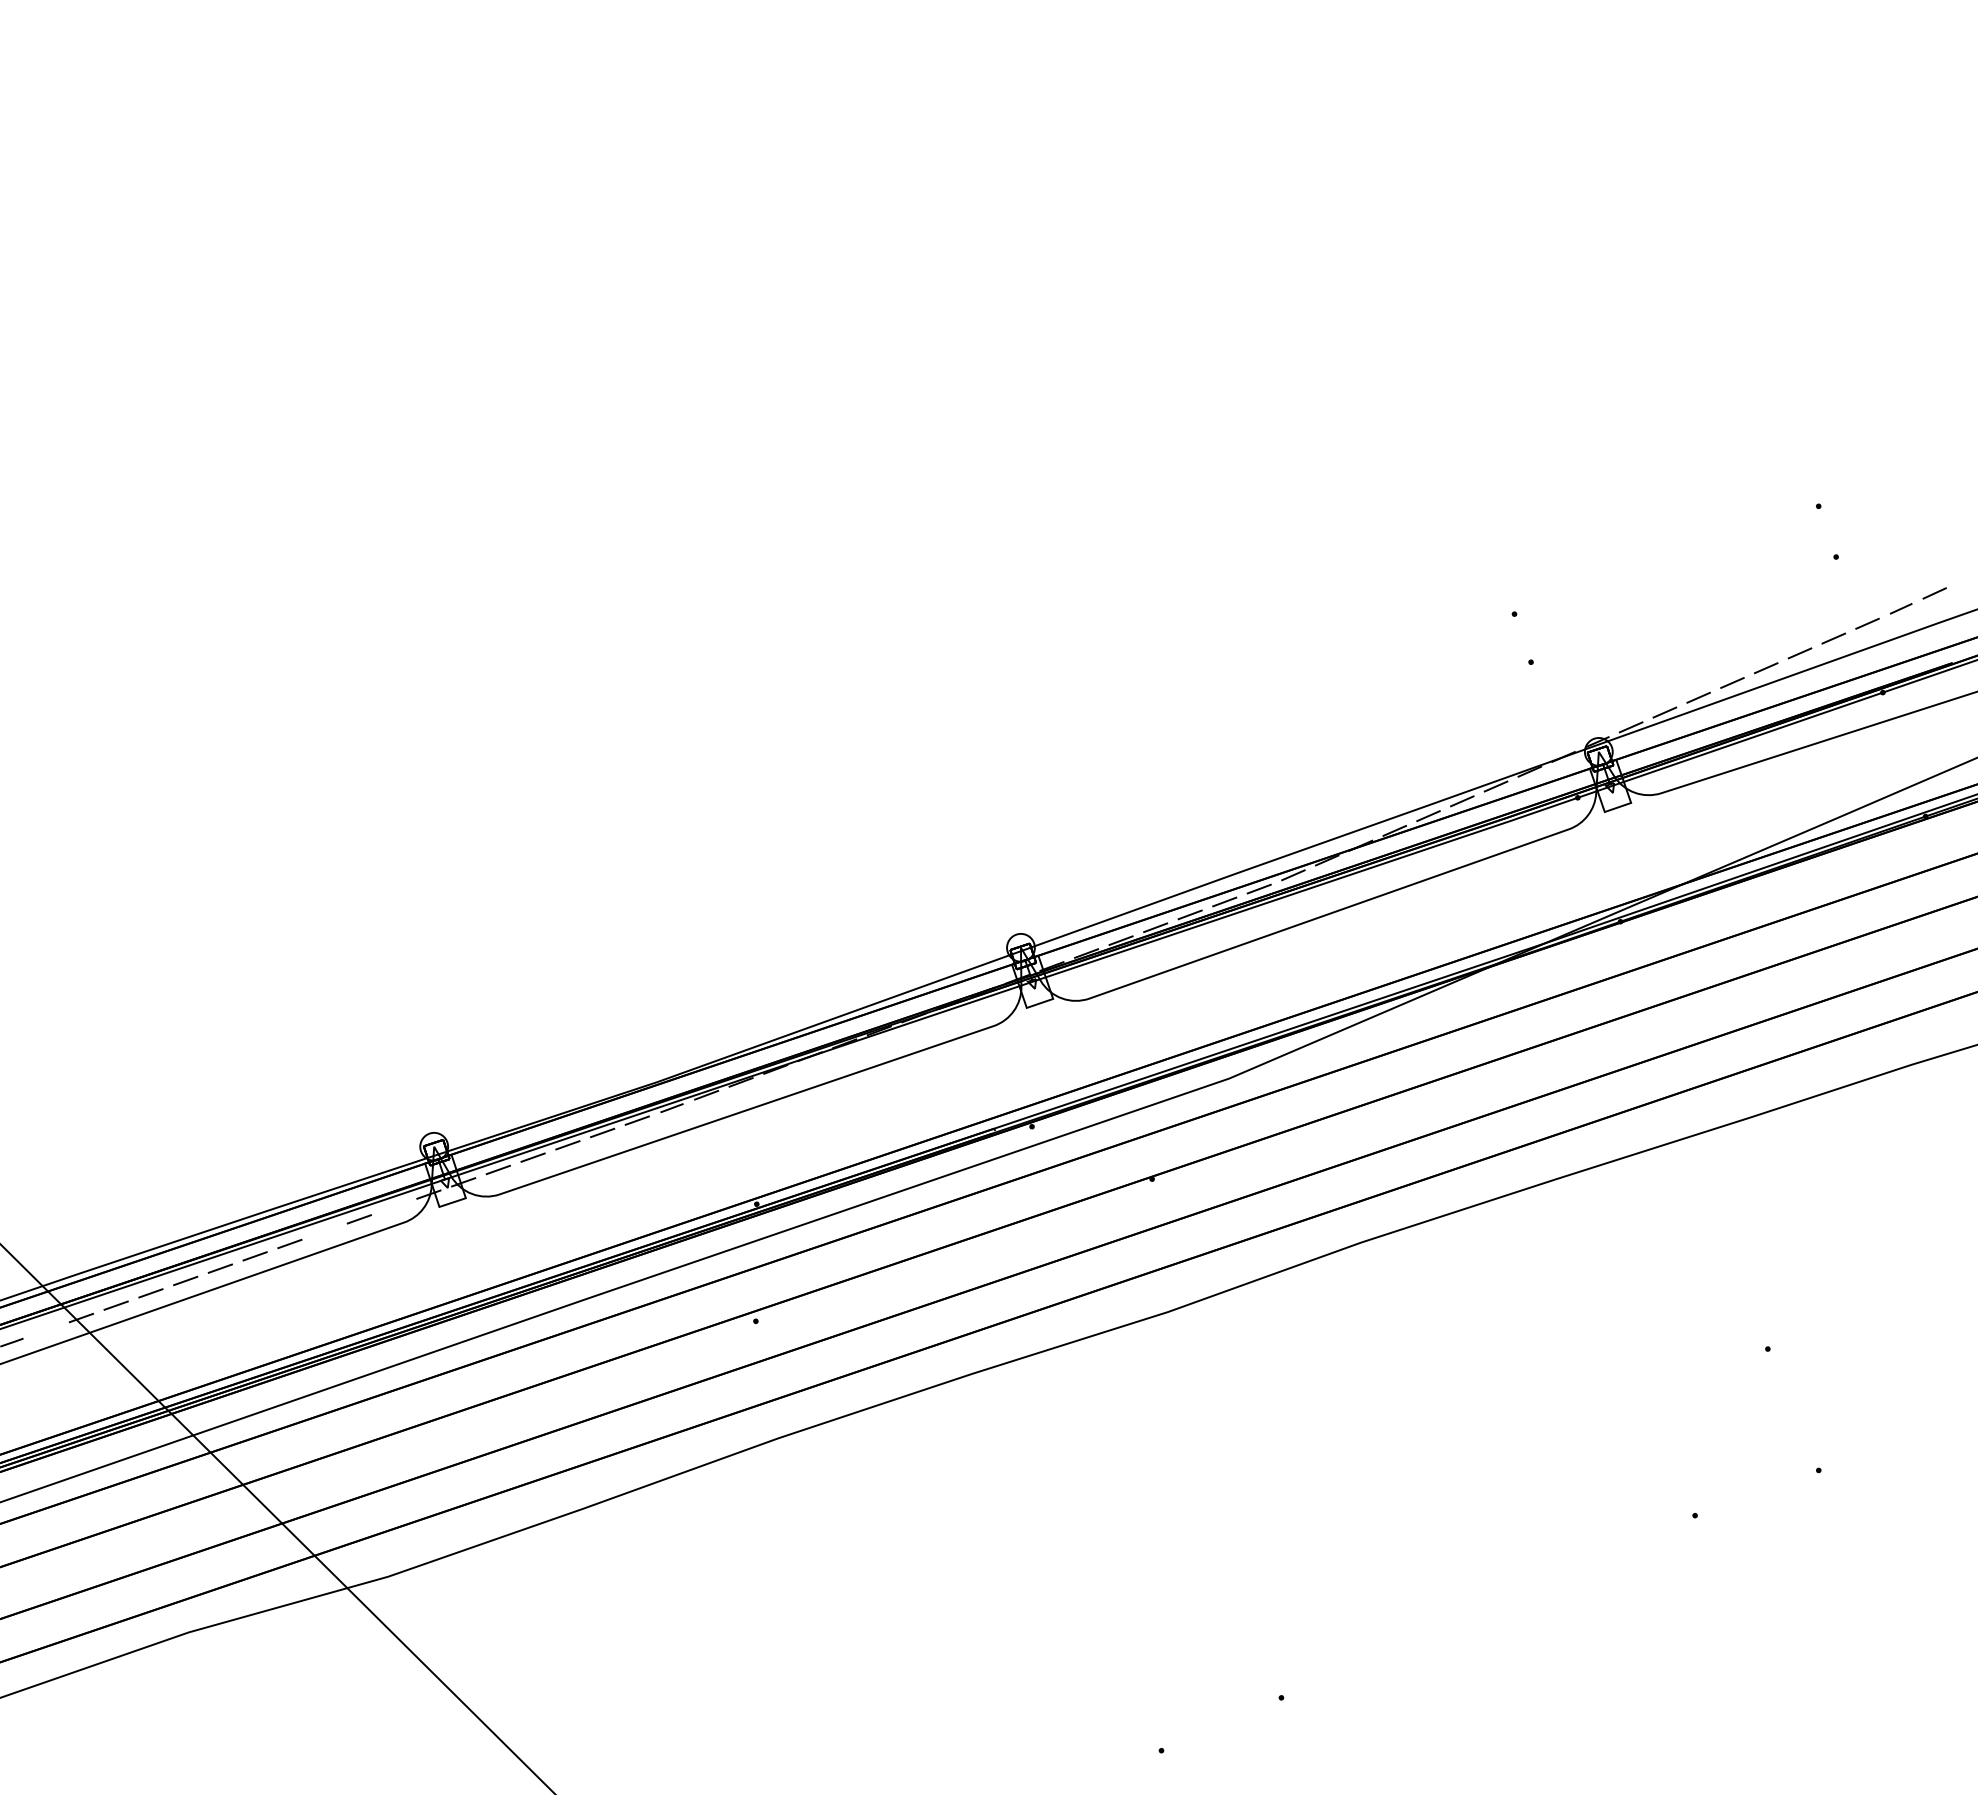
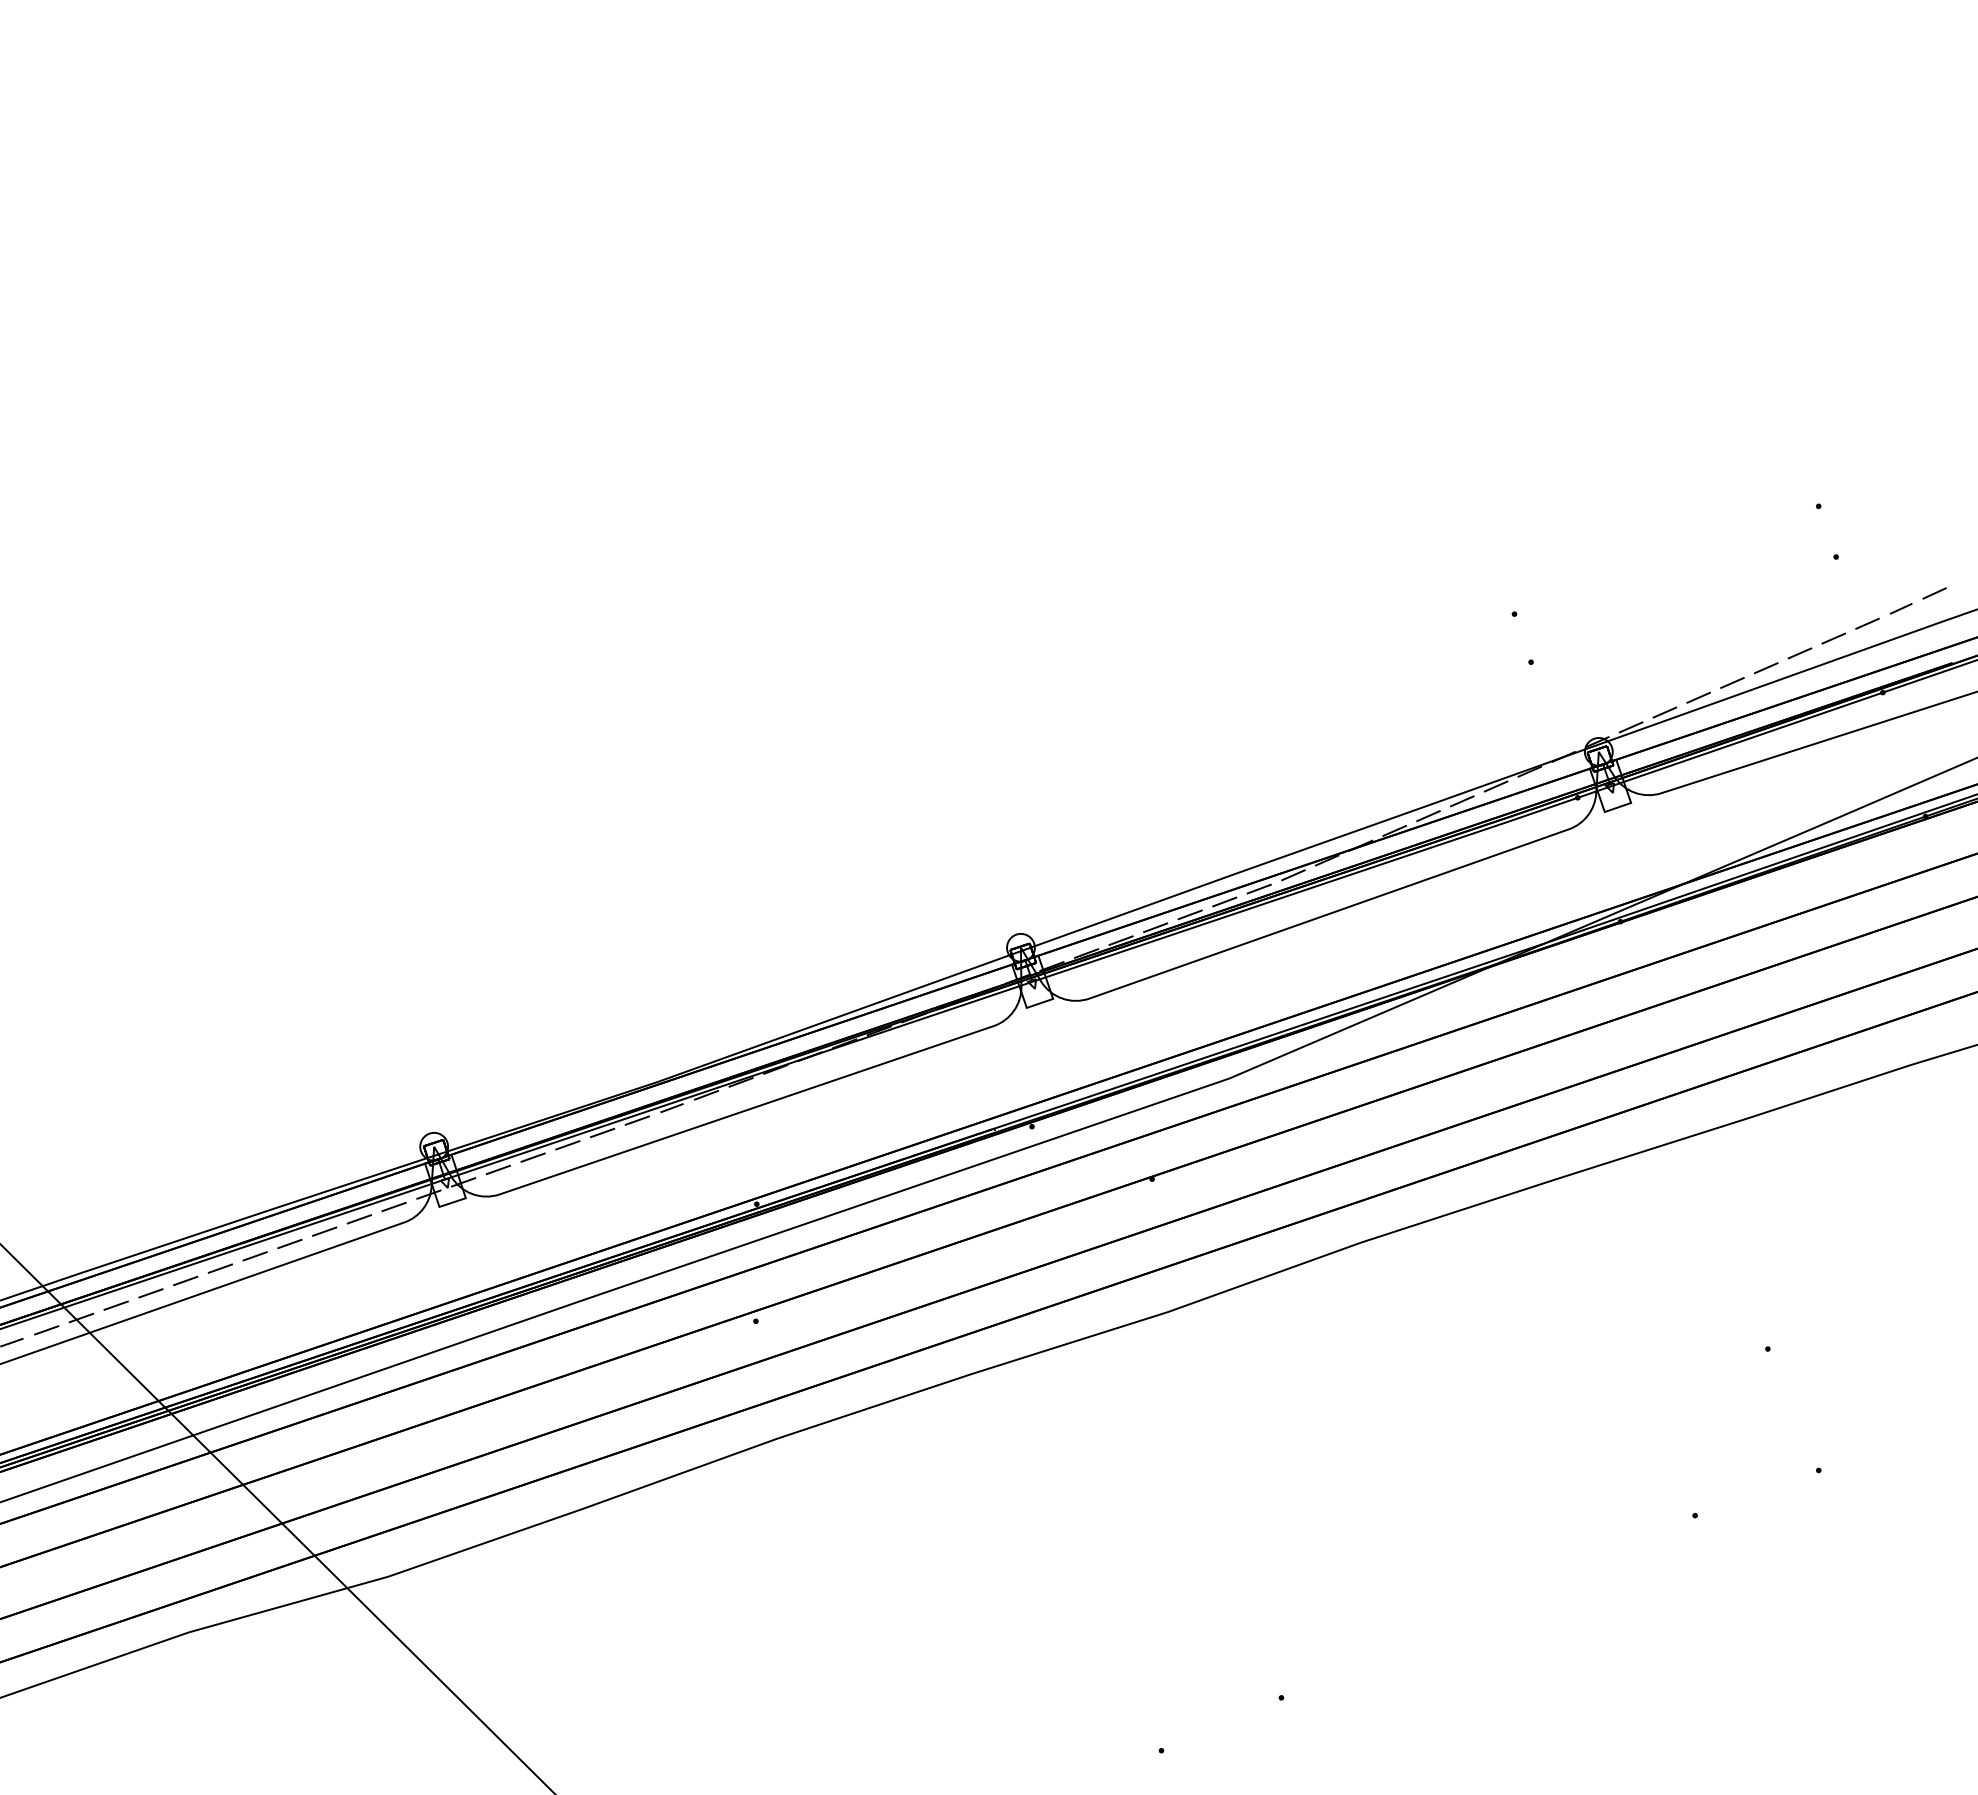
line: none -> present (393, 1207)
line: none -> present (324, 1231)
line: none -> present (46, 1330)
